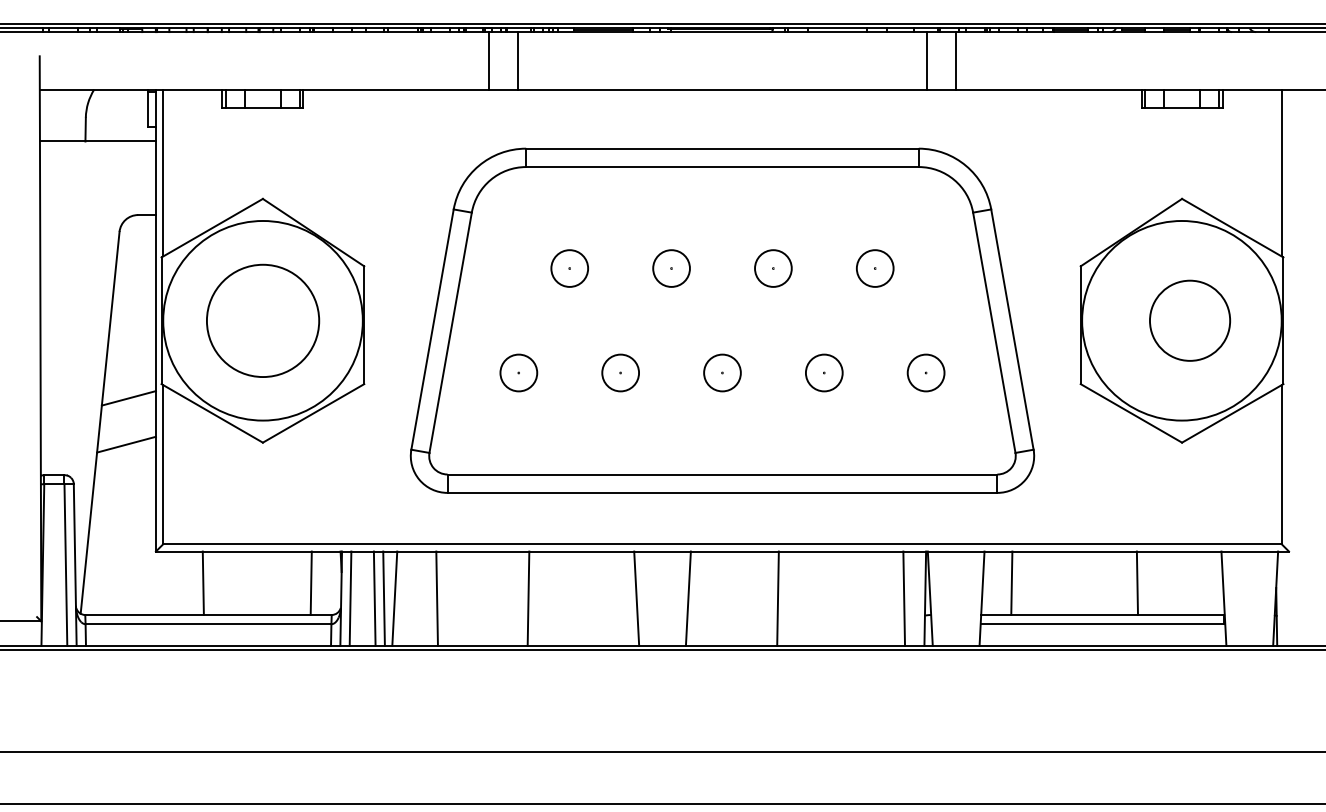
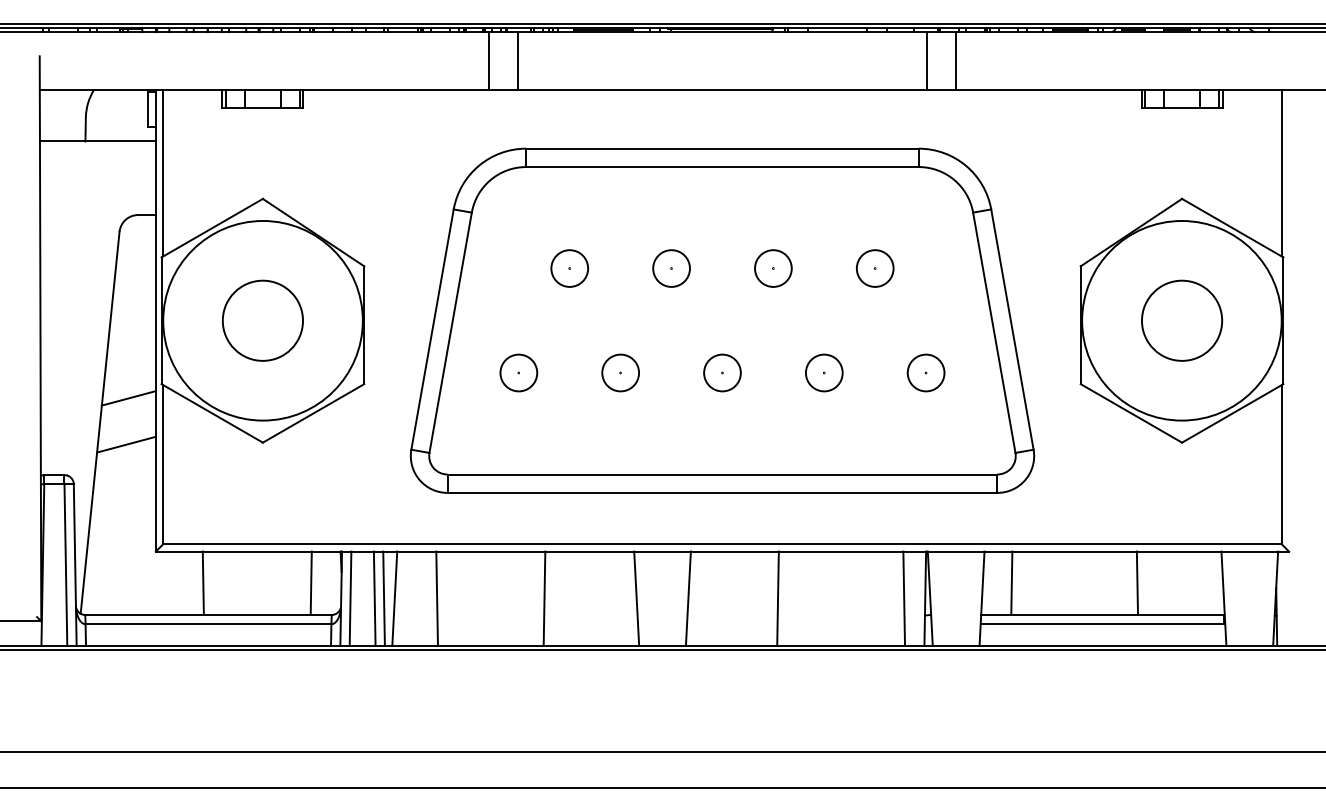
circle size: 115x115 px -> 83x83 px (262, 320)
circle position: (1190, 320) -> (1182, 320) (1182, 320)
line position: (528, 598) -> (544, 598) (544, 598)
line position: (662, 803) -> (662, 787) (662, 787)
